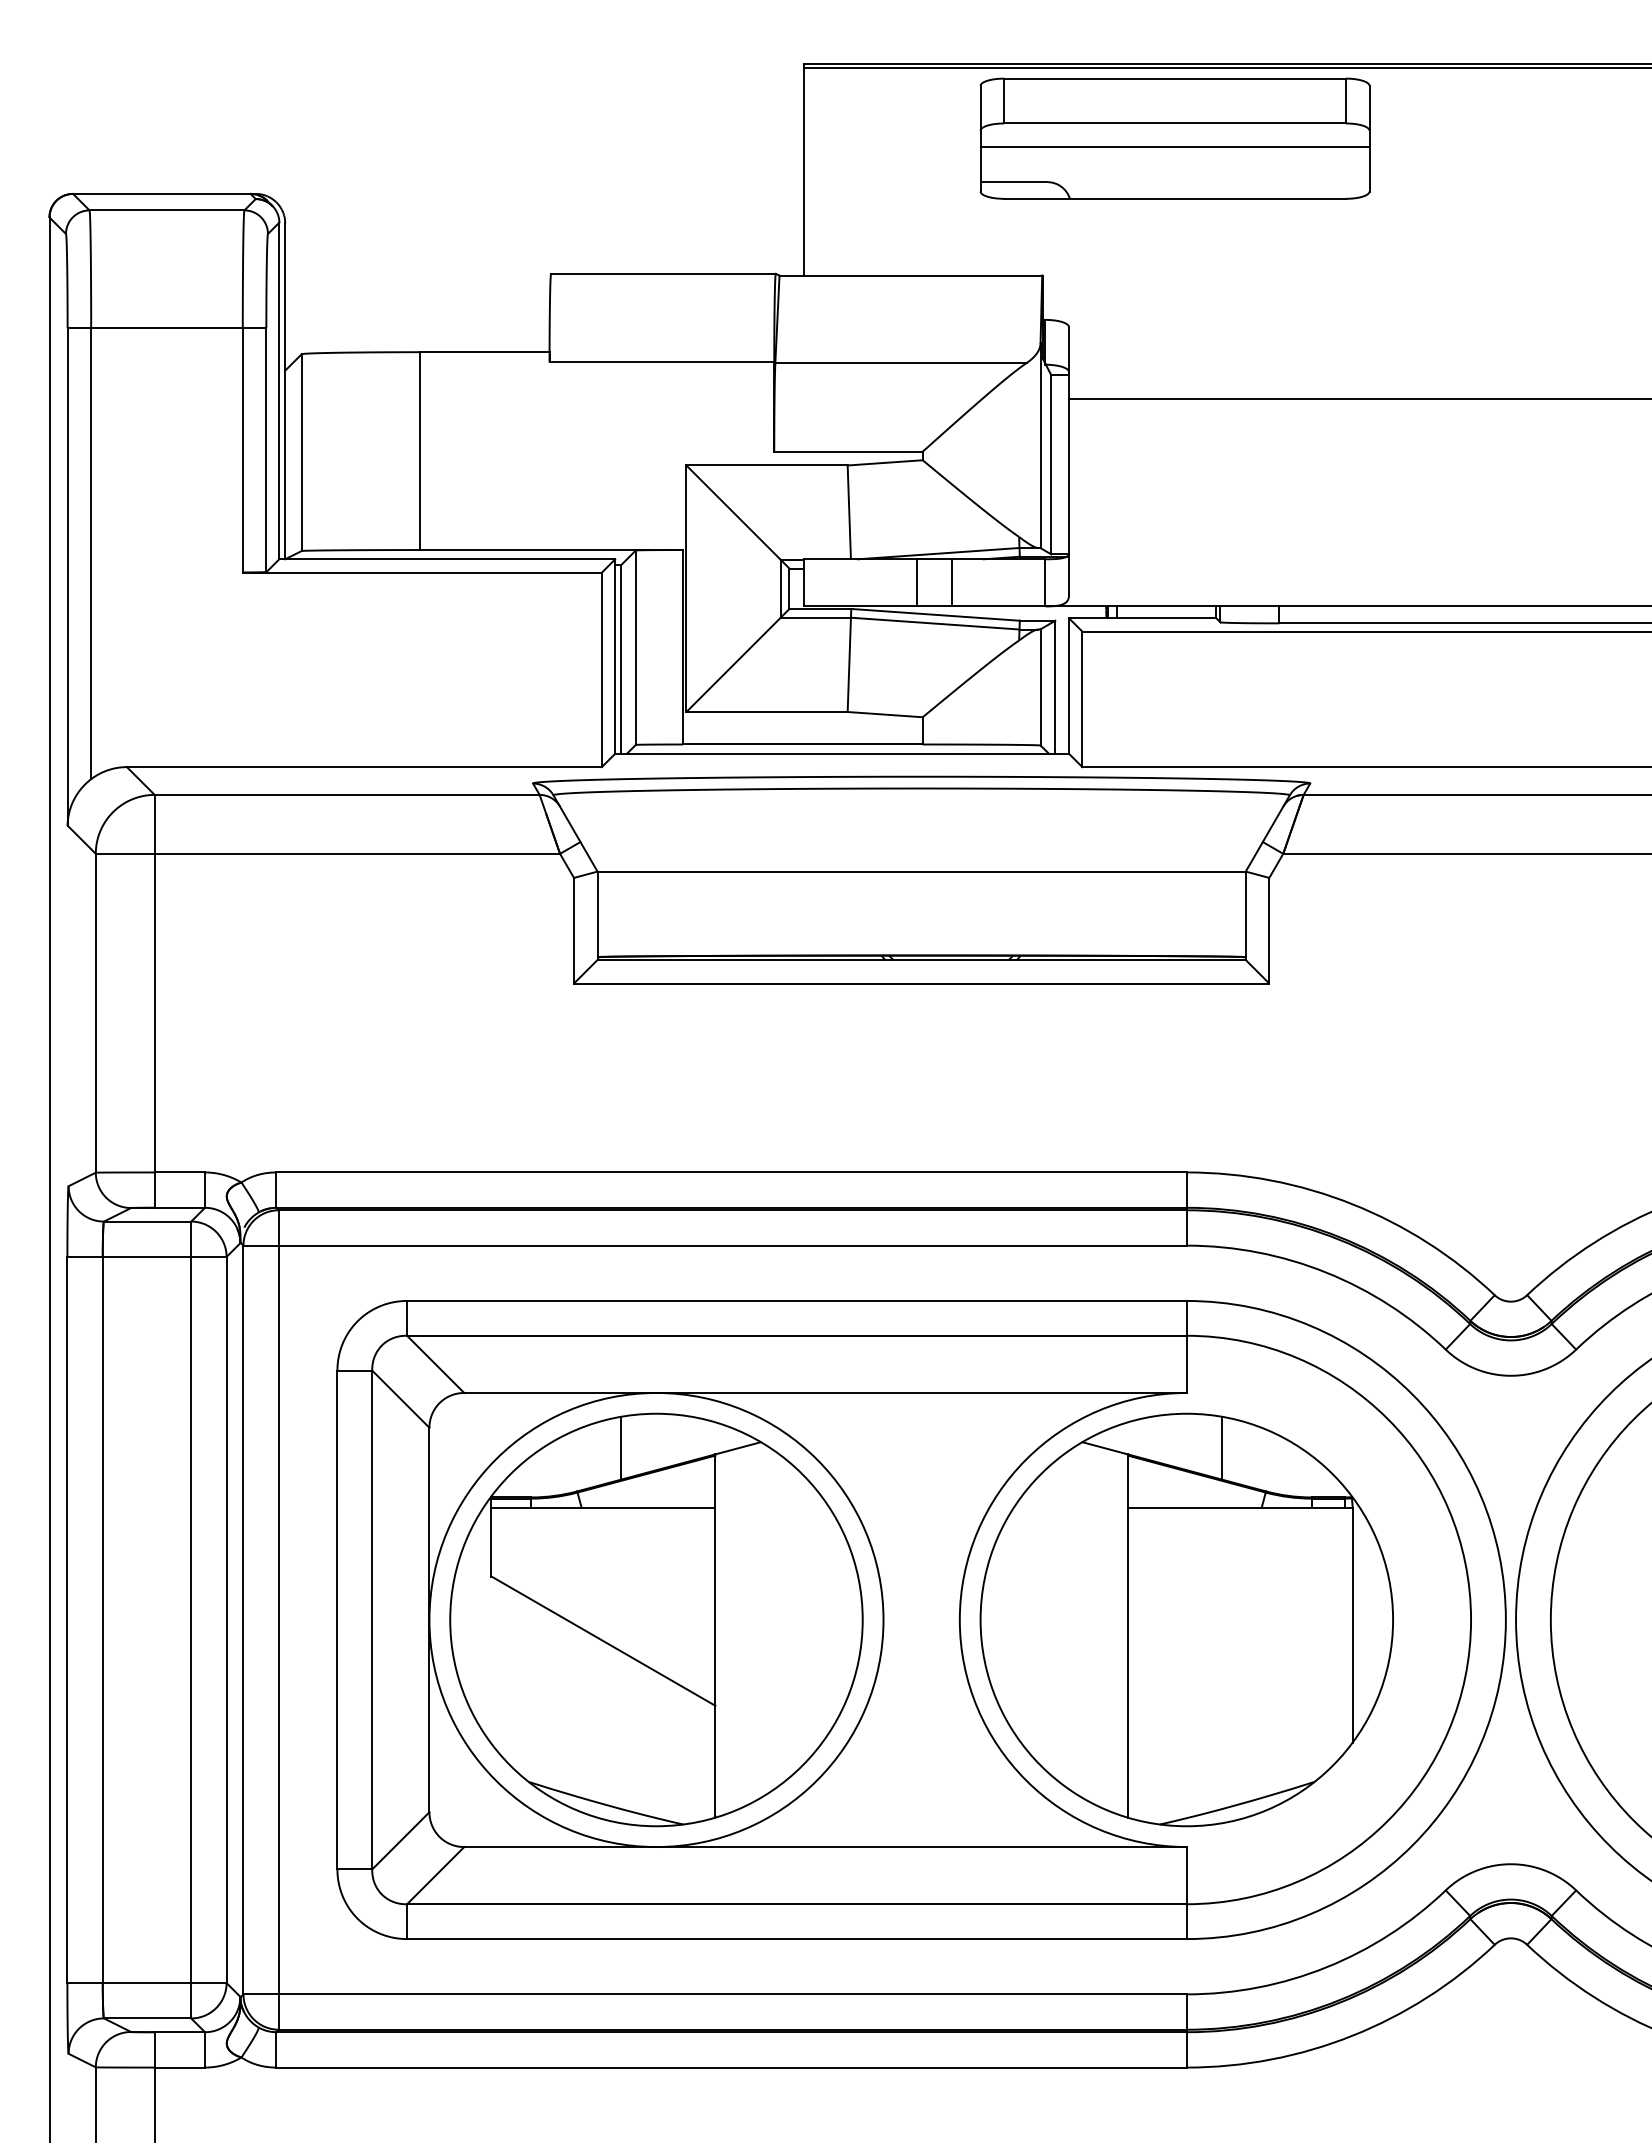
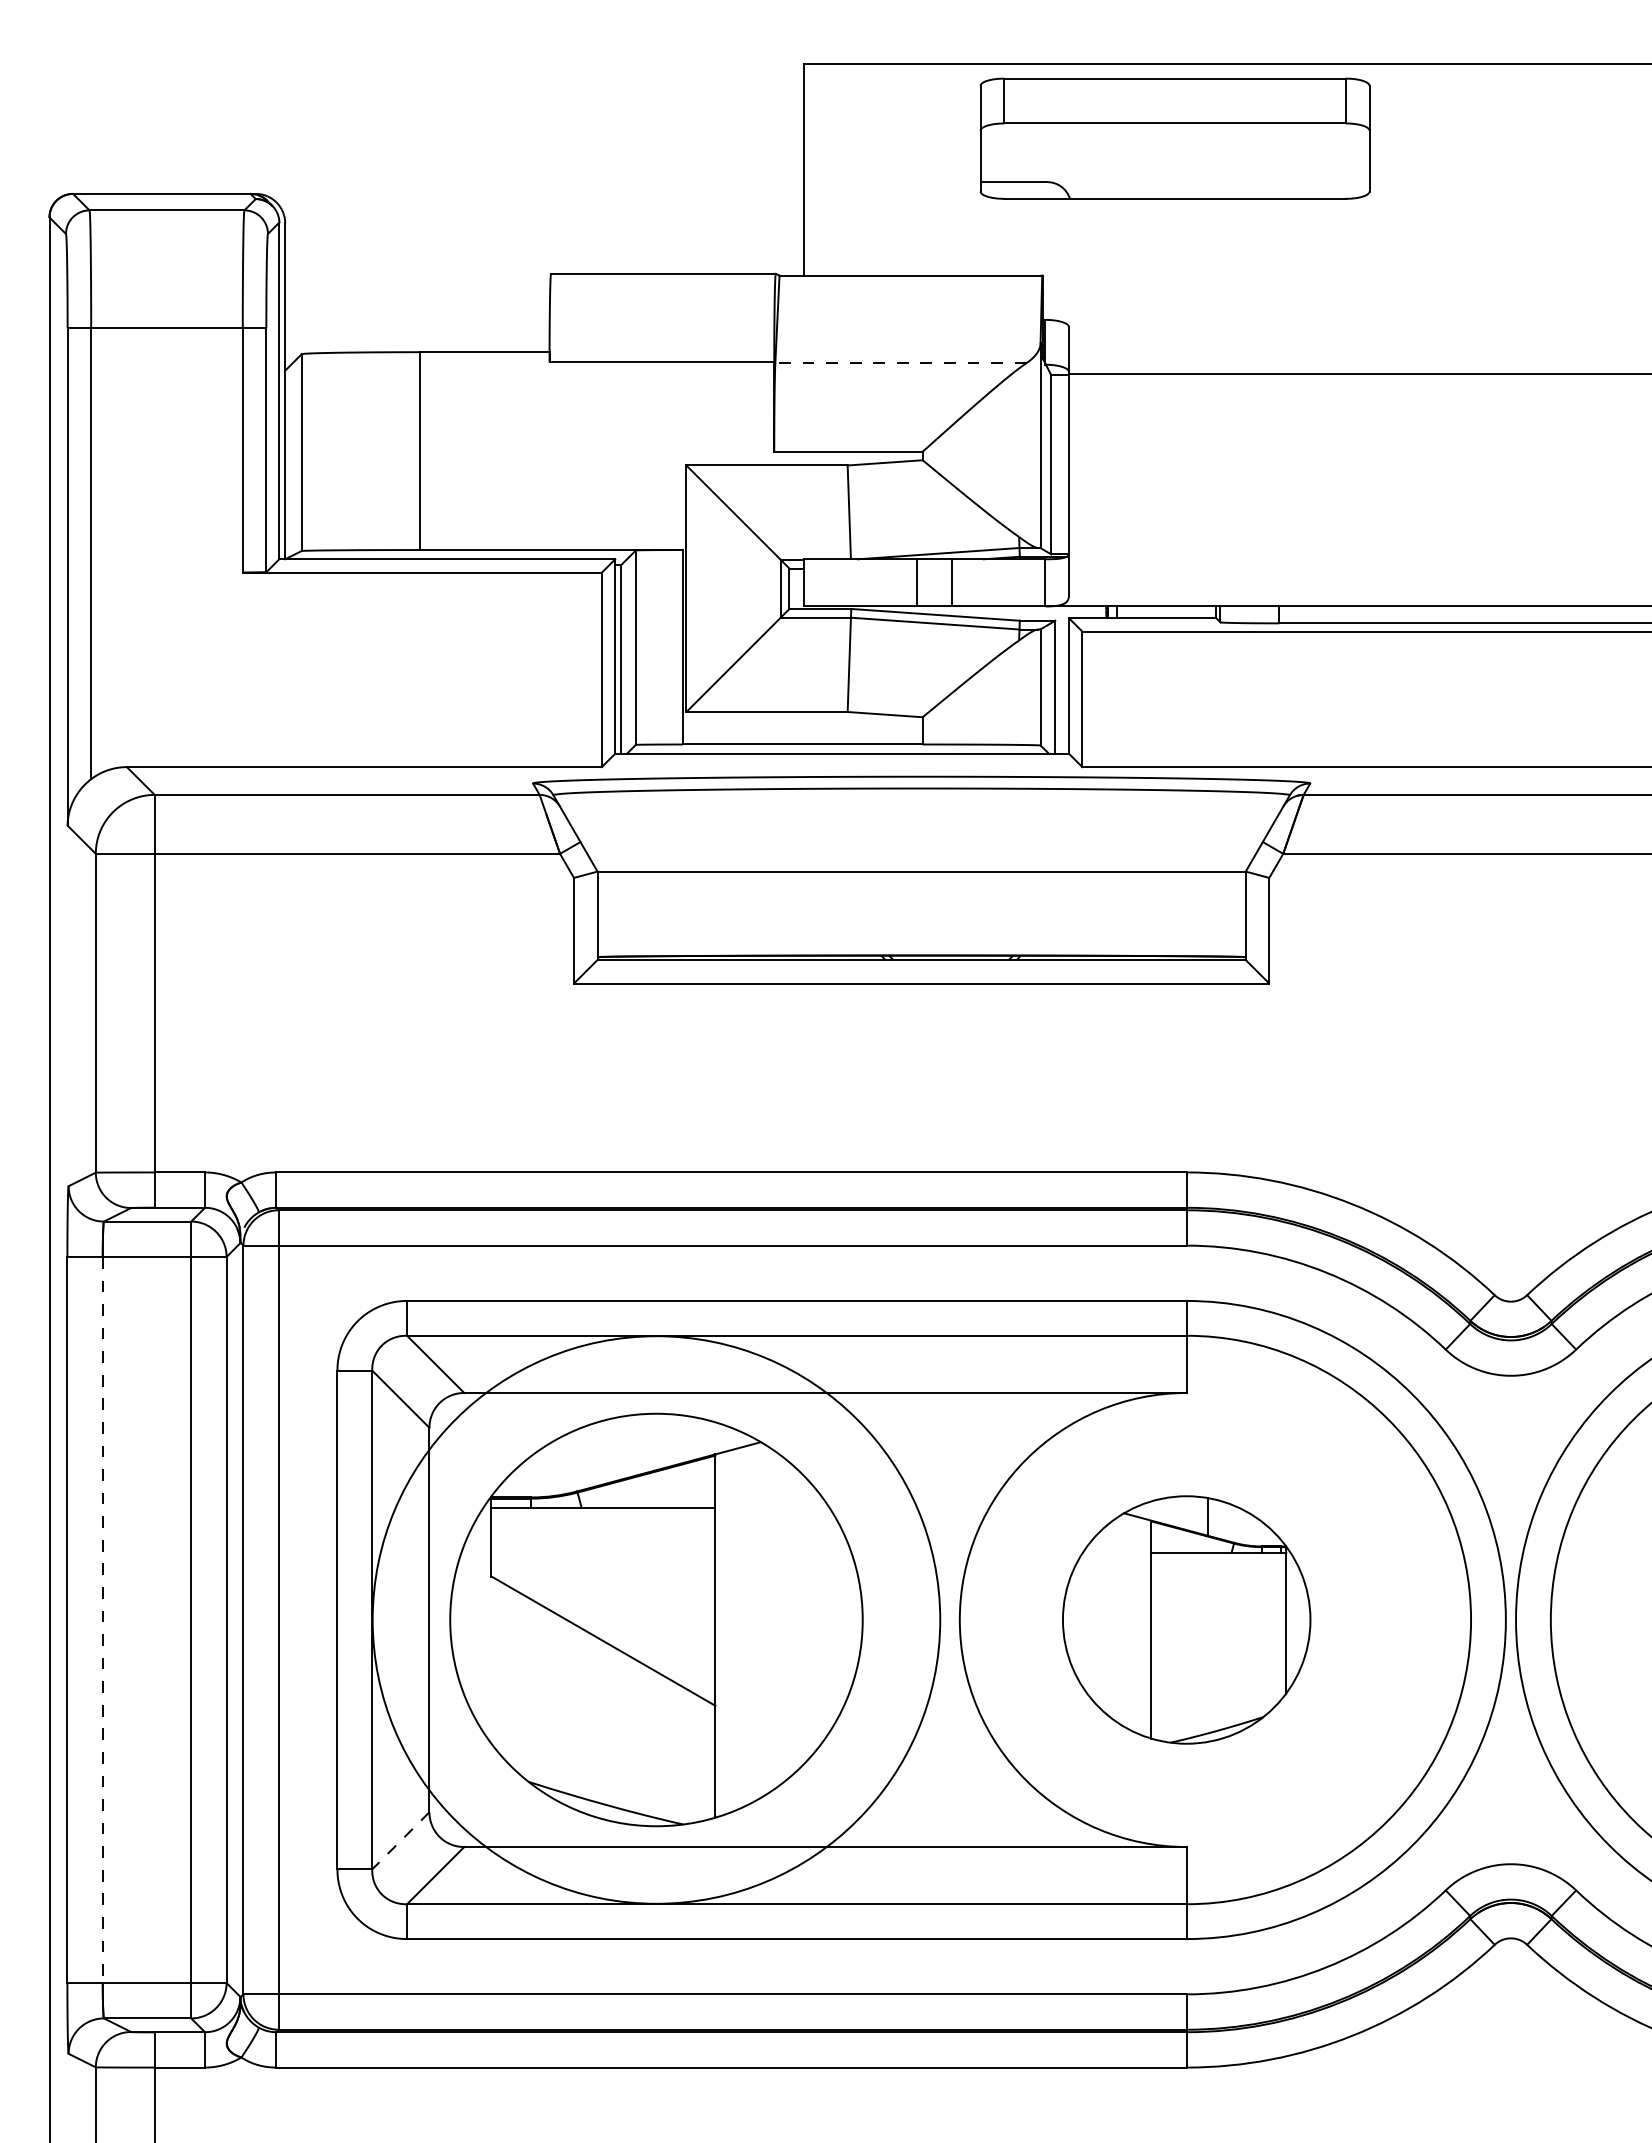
line: present -> none (1225, 68)
line: present -> none (1174, 146)
line: solid -> dashed (900, 363)
line position: (1358, 399) -> (1358, 374) (1358, 374)
line: present -> none (621, 1447)
circle diameter: 454 px -> 568 px (656, 1619)
part size: 415x416 px -> 250x250 px (1186, 1619)
line: solid -> dashed (102, 1620)
line: solid -> dashed (400, 1841)
